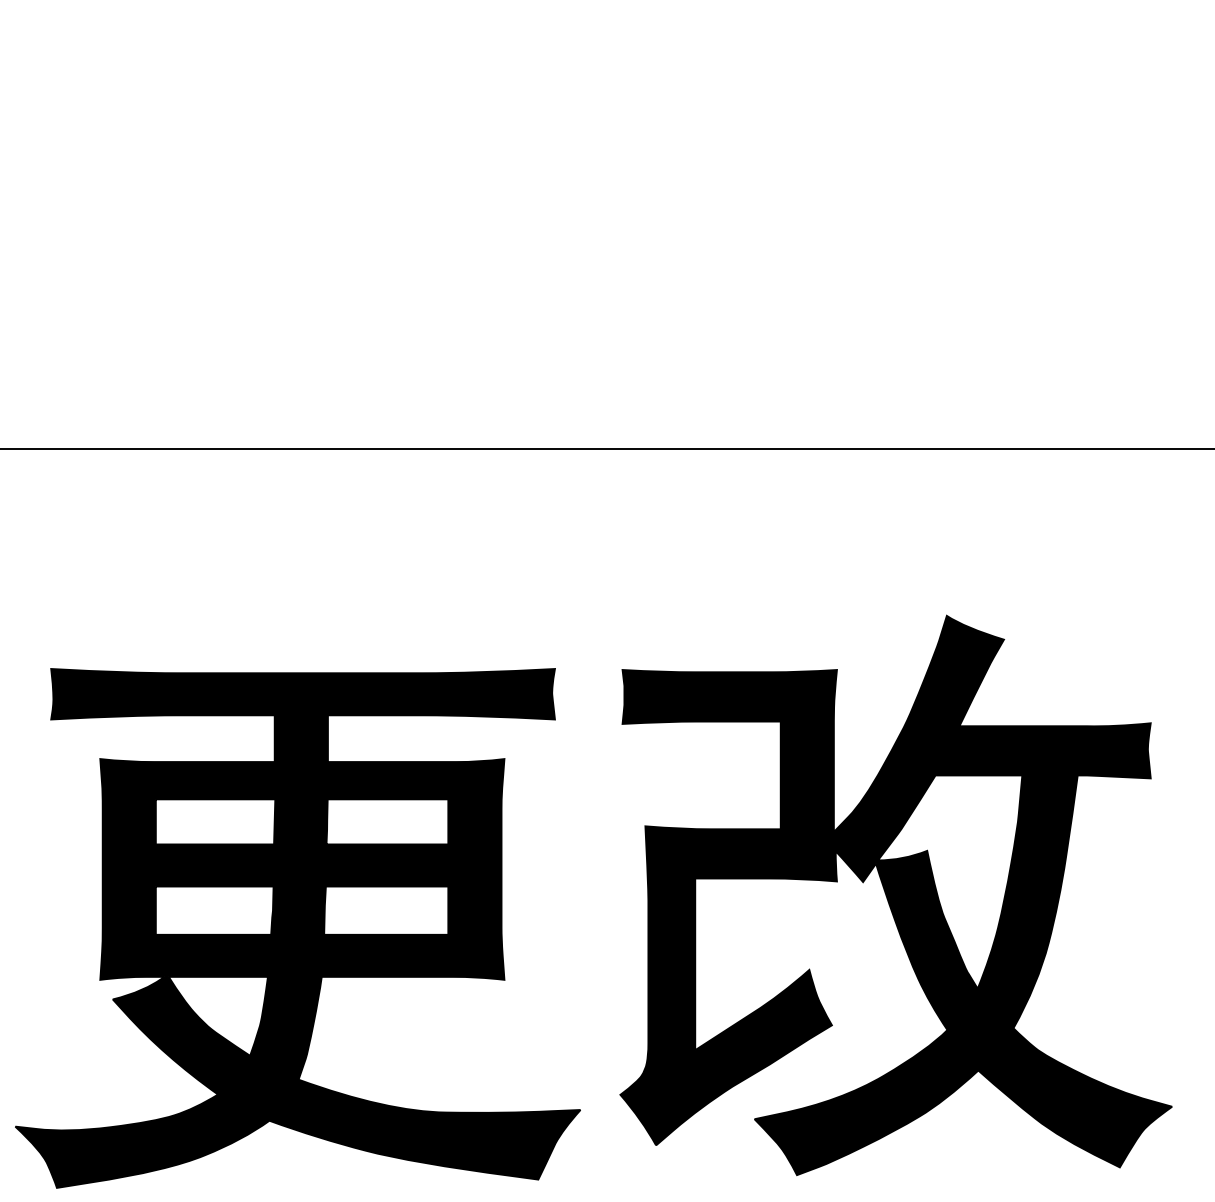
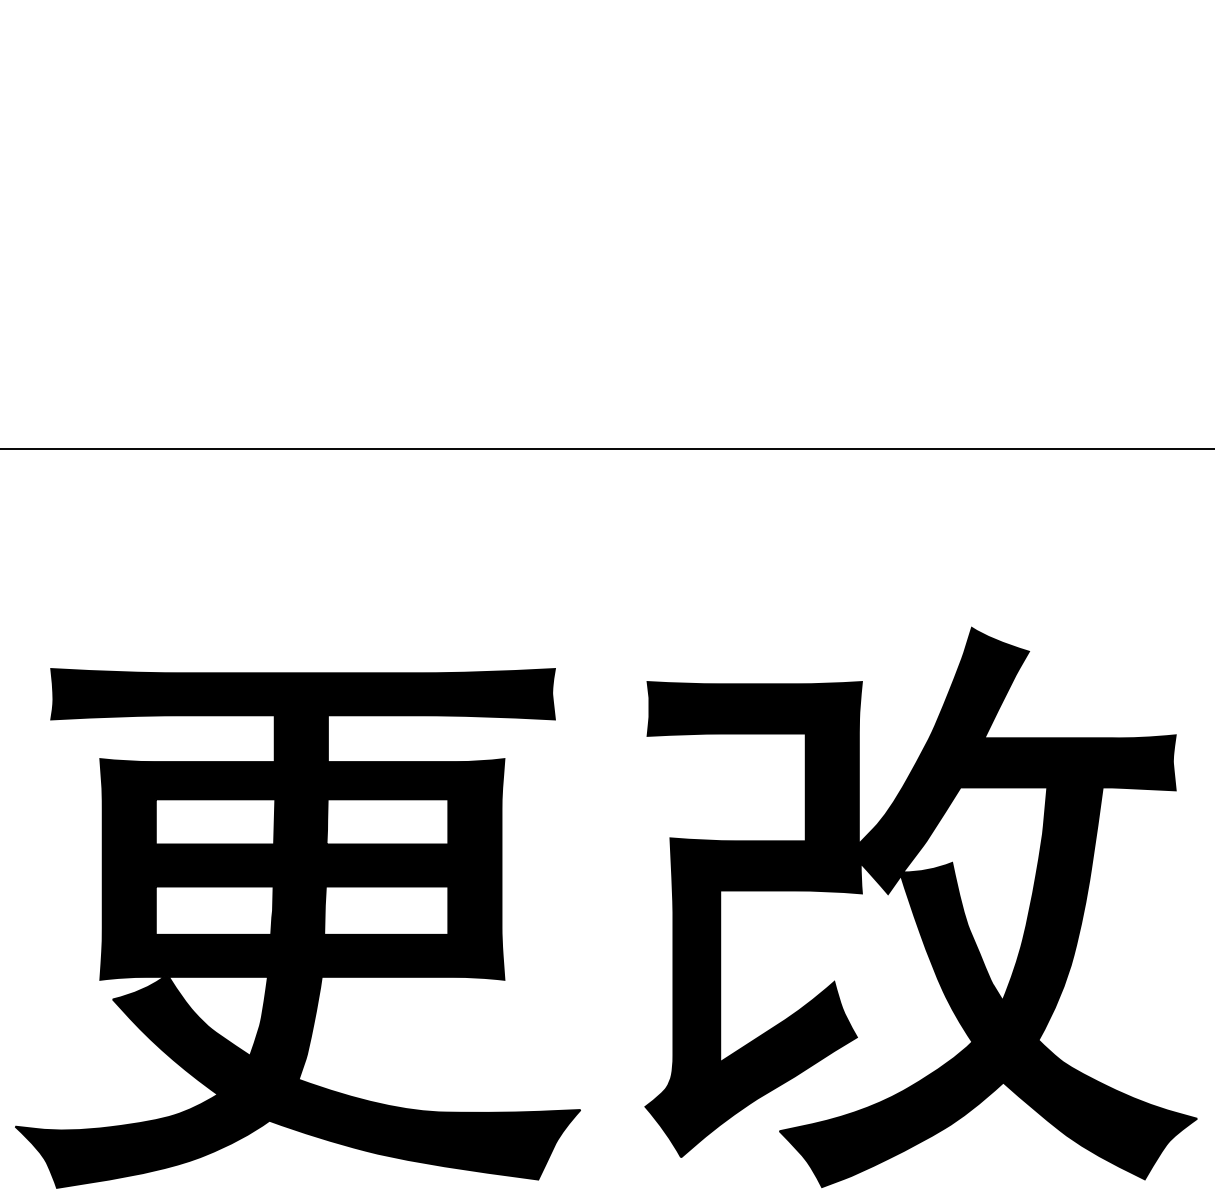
part position: (895, 895) -> (920, 907) (920, 907)
